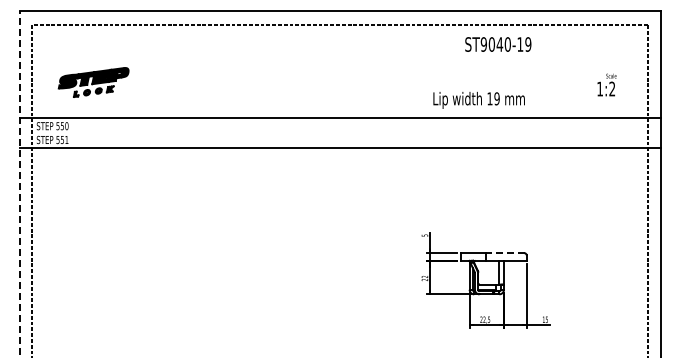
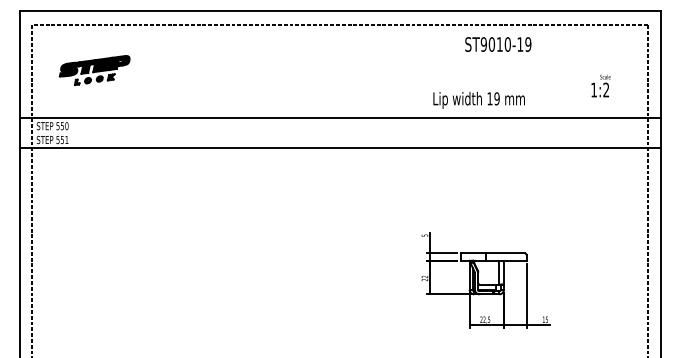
text: ST9040-19 -> ST9010-19 (499, 44)
part position: (93, 82) -> (94, 70) (94, 70)
text position: (606, 84) -> (600, 85) (600, 85)
line: dashed -> solid (20, 183)
line: dashed -> solid (504, 253)
